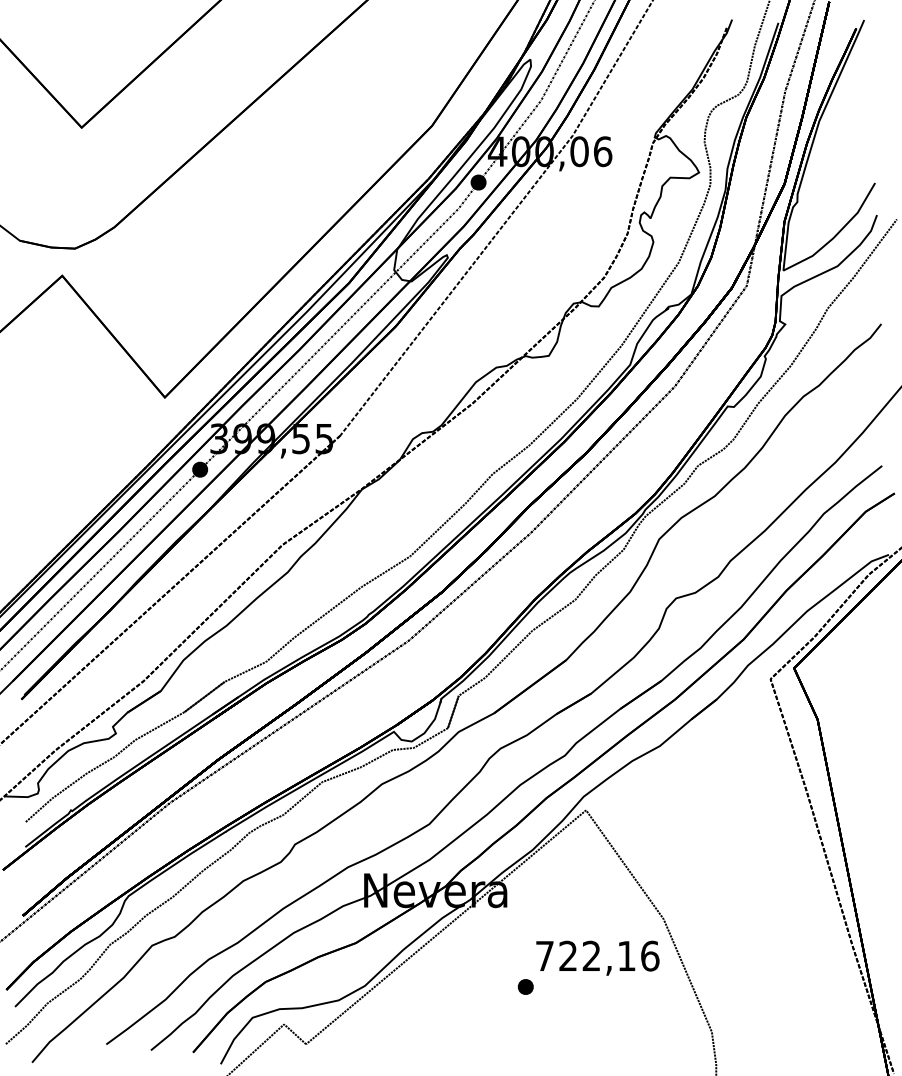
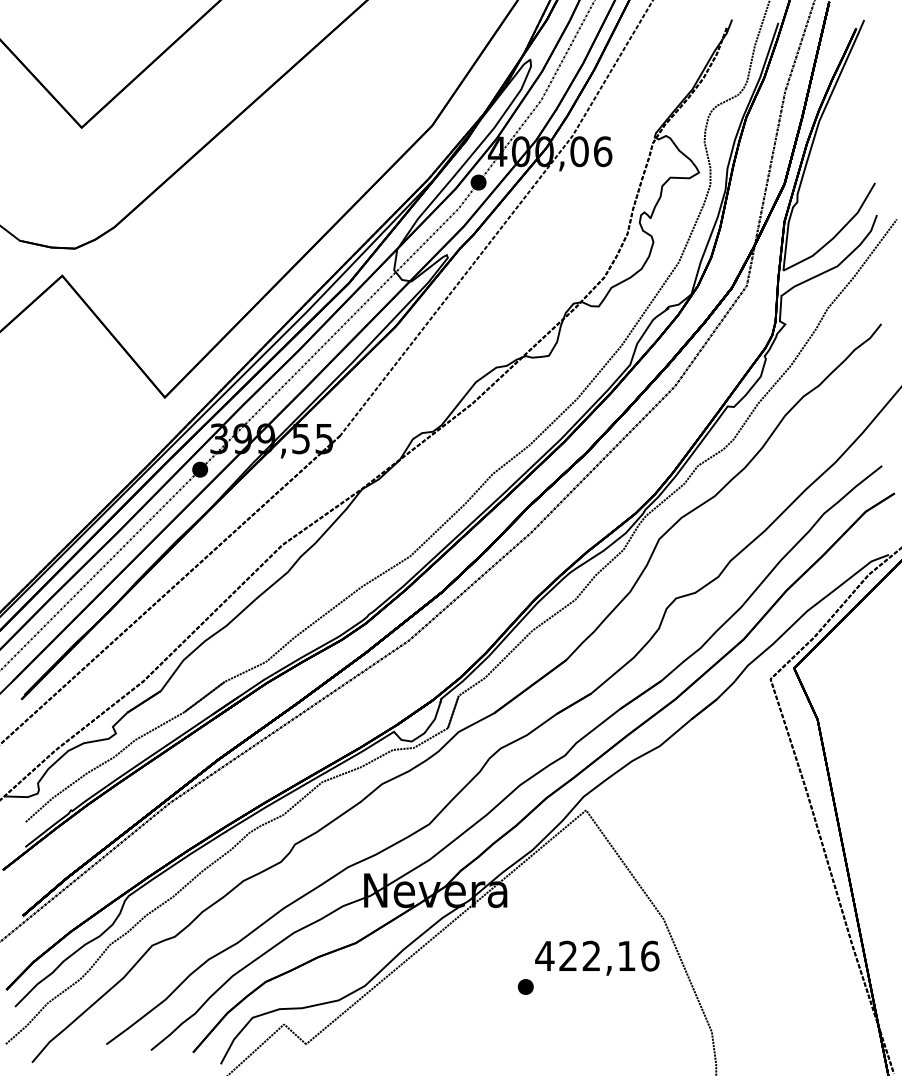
text: 722,16 -> 422,16 (544, 955)
